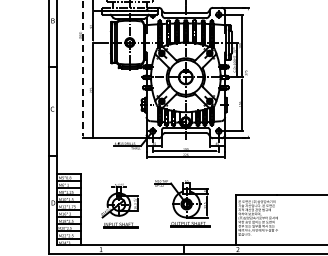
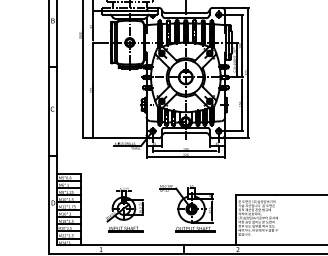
line: dashed -> solid (83, 67)
line: none -> present (248, 72)
part position: (182, 203) -> (187, 208) (187, 208)
part position: (119, 205) -> (124, 209) (124, 209)
